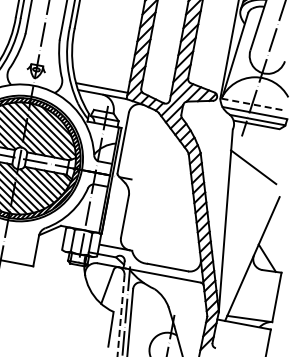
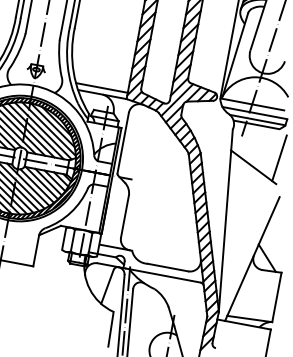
line: dashed -> solid (252, 104)
line: none -> present (279, 158)
line: dashed -> solid (121, 315)
